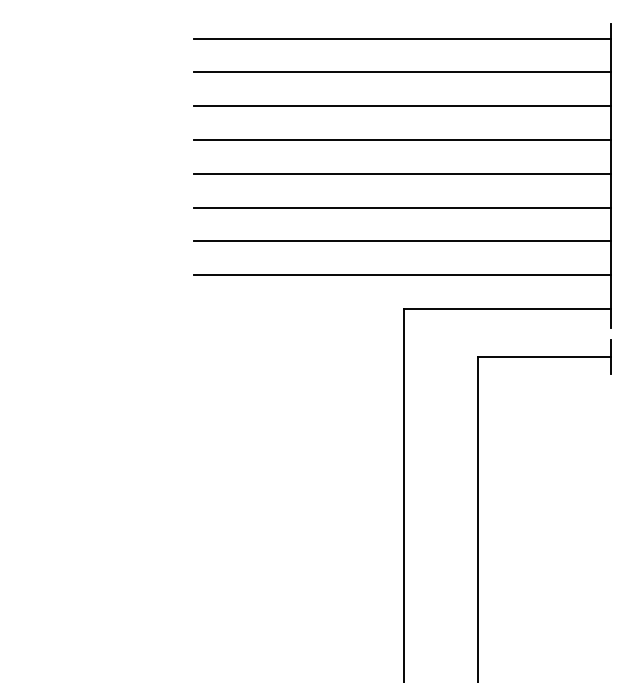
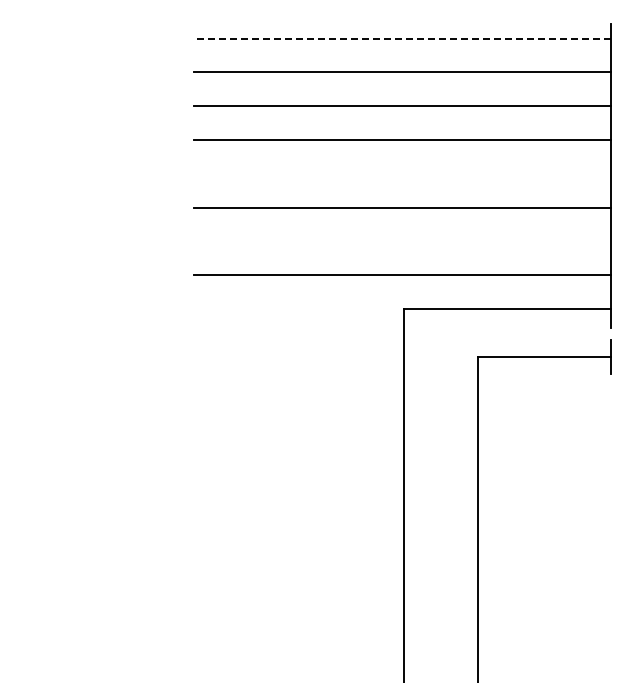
line: solid -> dashed (402, 38)
line: present -> none (402, 173)
line: present -> none (402, 241)
